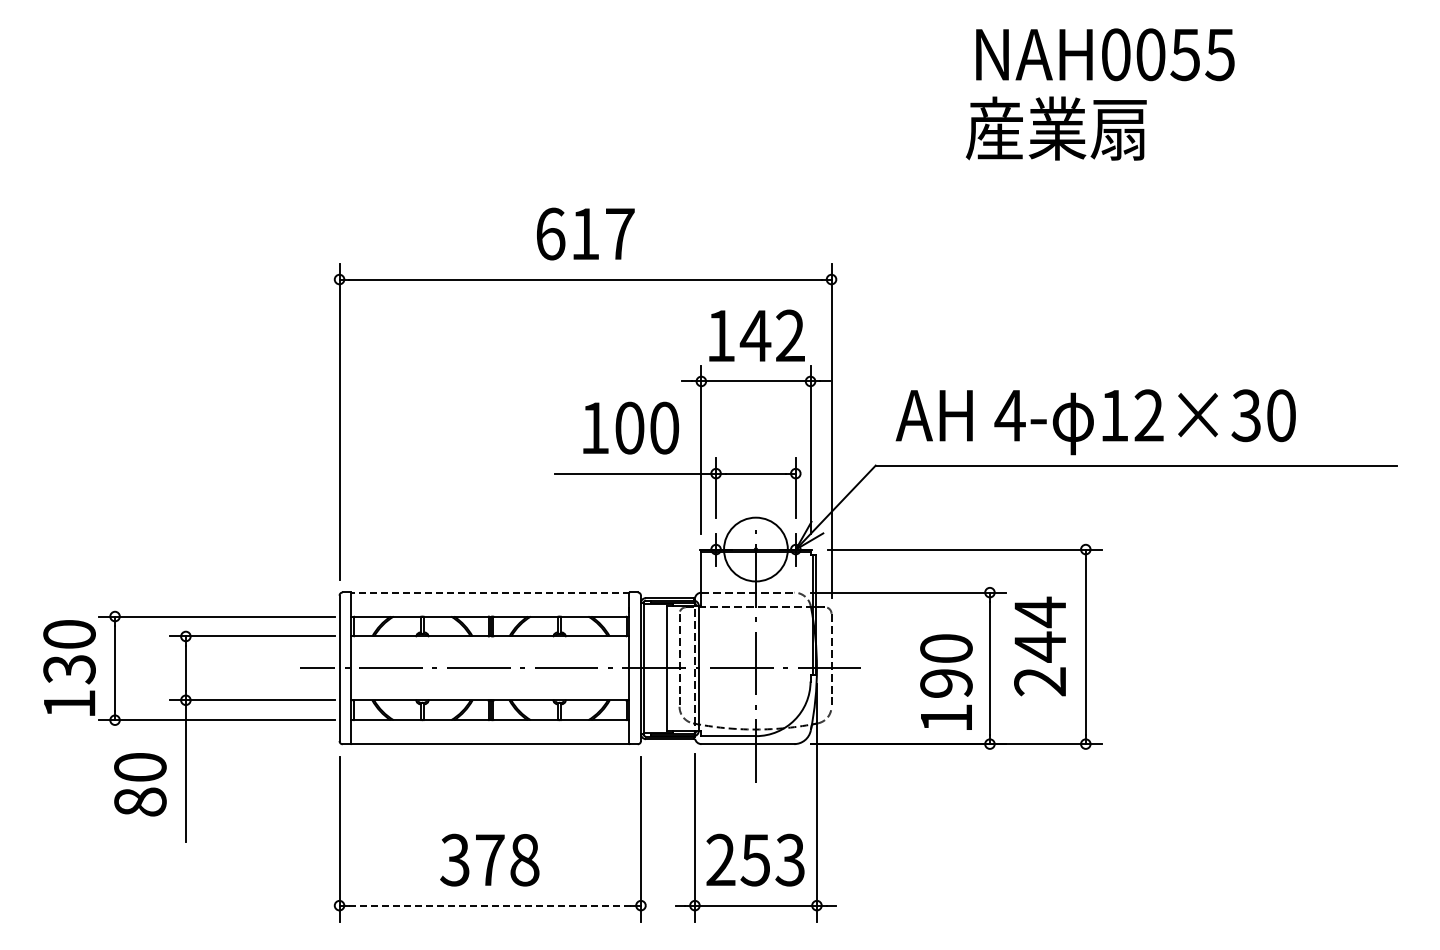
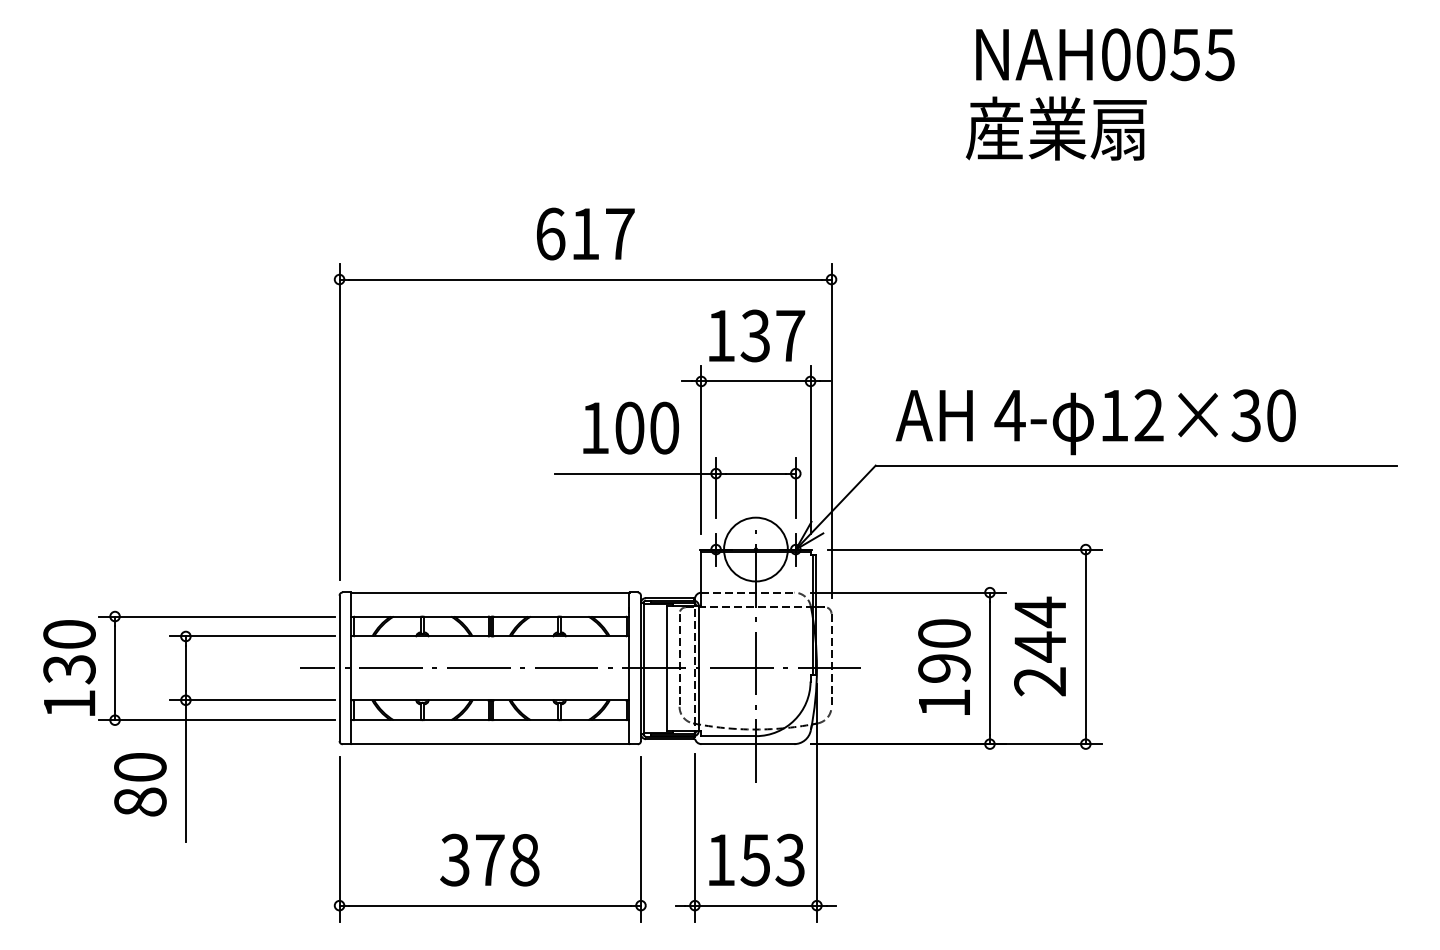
text: 142 -> 137 (772, 335)
line: dashed -> solid (489, 592)
text position: (946, 681) -> (944, 666) (944, 666)
text: 253 -> 153 (720, 859)
line: dashed -> solid (490, 905)
